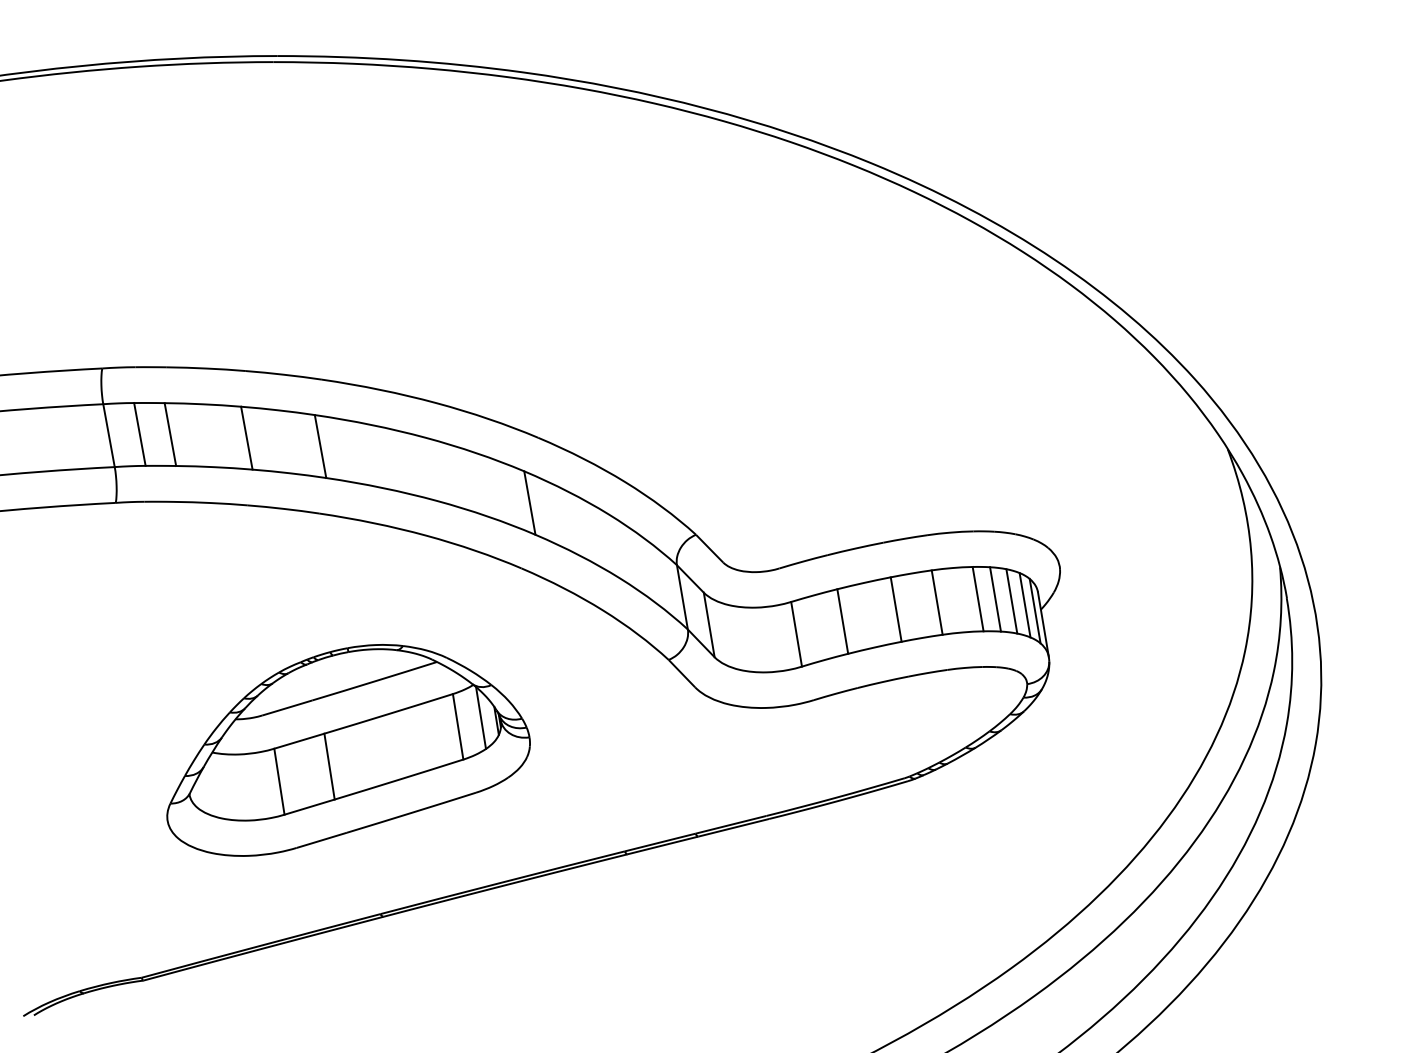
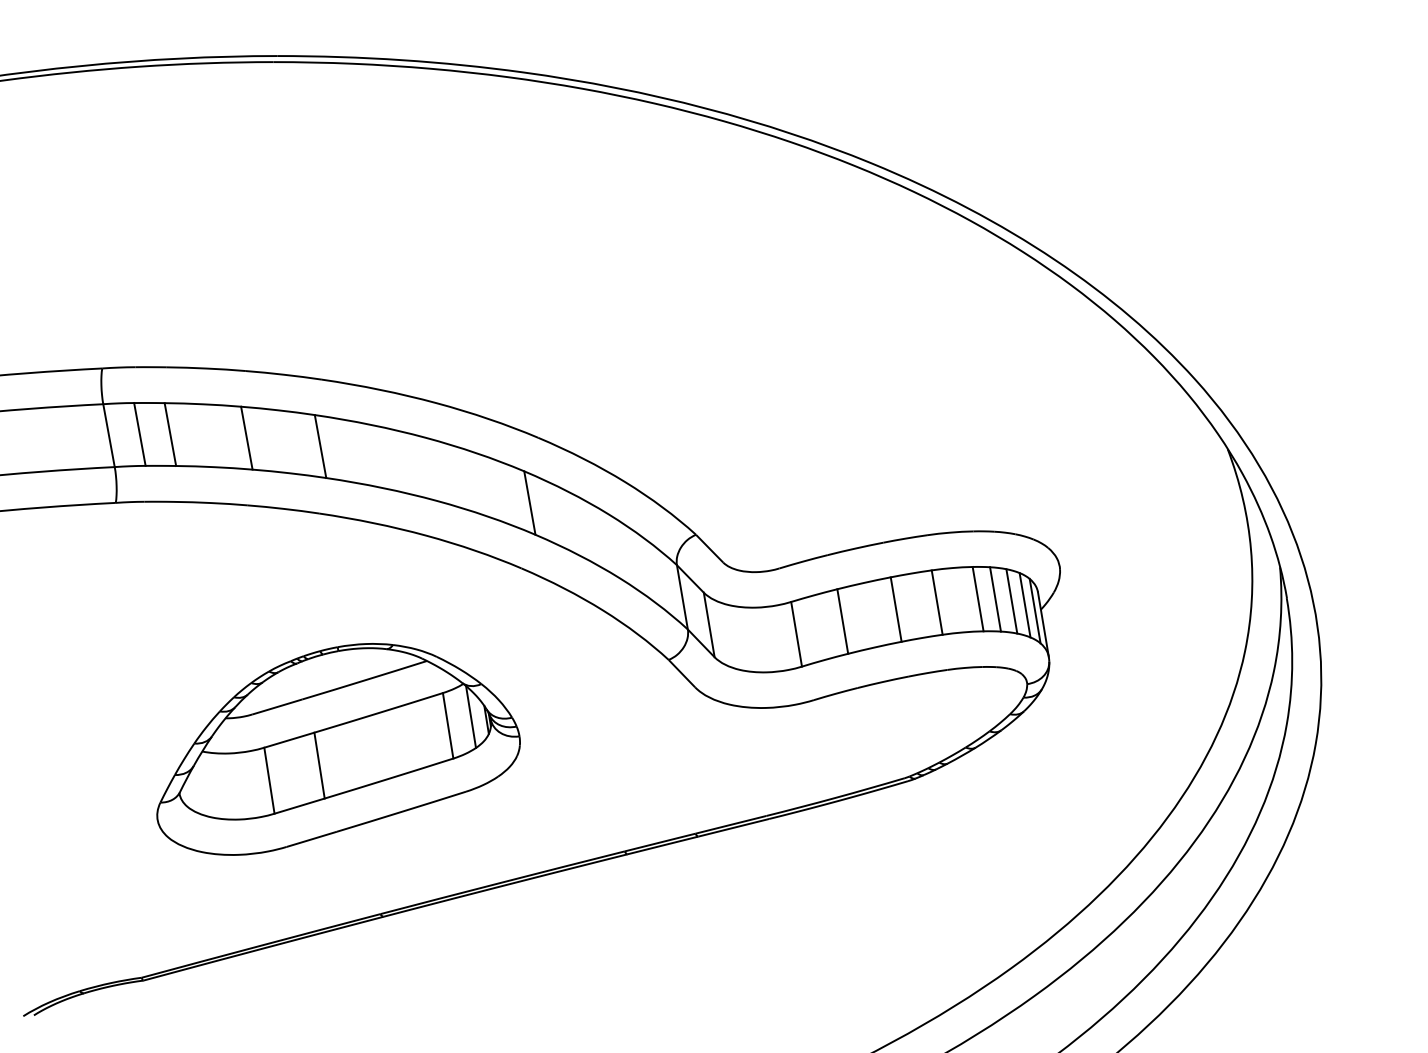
part position: (348, 750) -> (338, 749) (338, 749)
